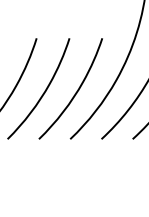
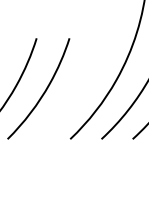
curve: present -> none (75, 92)
